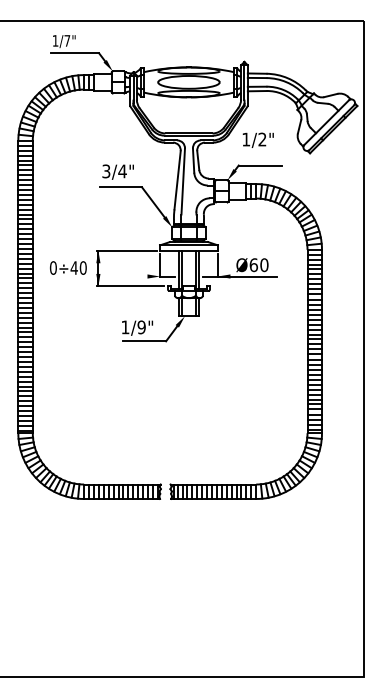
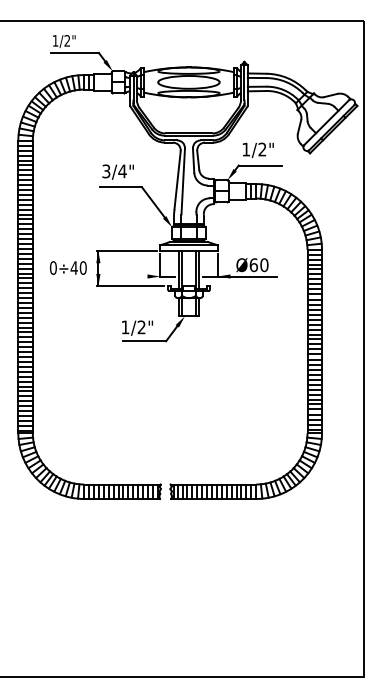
text: 1/7" -> 1/2" (67, 40)
text position: (257, 139) -> (257, 149) (257, 149)
text: 1/9" -> 1/2" (141, 327)
